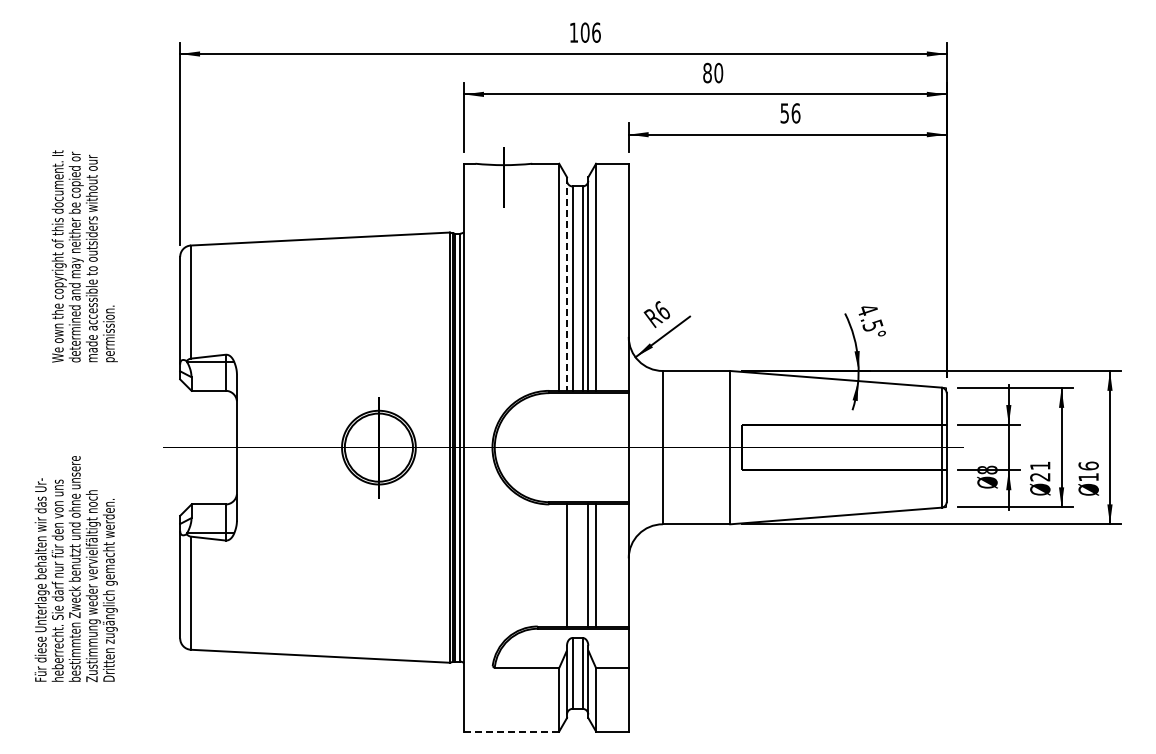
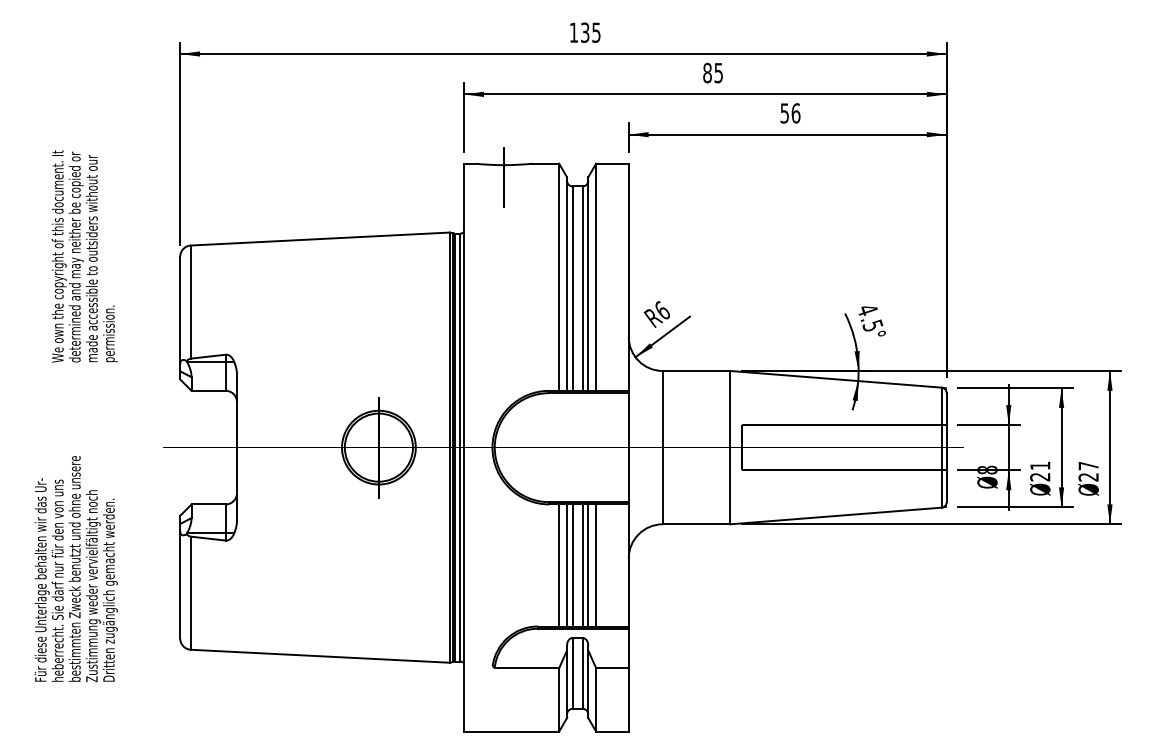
text: 106 -> 135 (590, 32)
text: 80 -> 85 (718, 72)
line: dashed -> solid (567, 284)
text: 16 -> 27 (1088, 471)
line: none -> present (559, 565)
line: none -> present (572, 565)
line: none -> present (582, 565)
line: dashed -> solid (511, 731)
